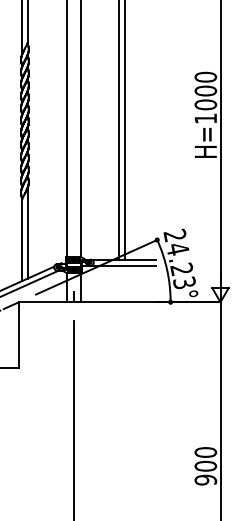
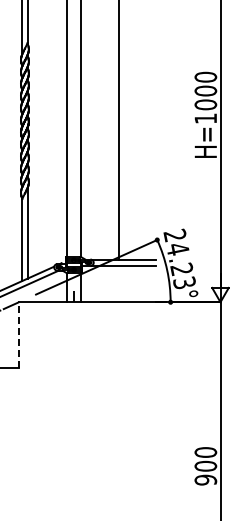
line: present -> none (125, 131)
line: solid -> dashed (19, 335)
line: present -> none (73, 418)
